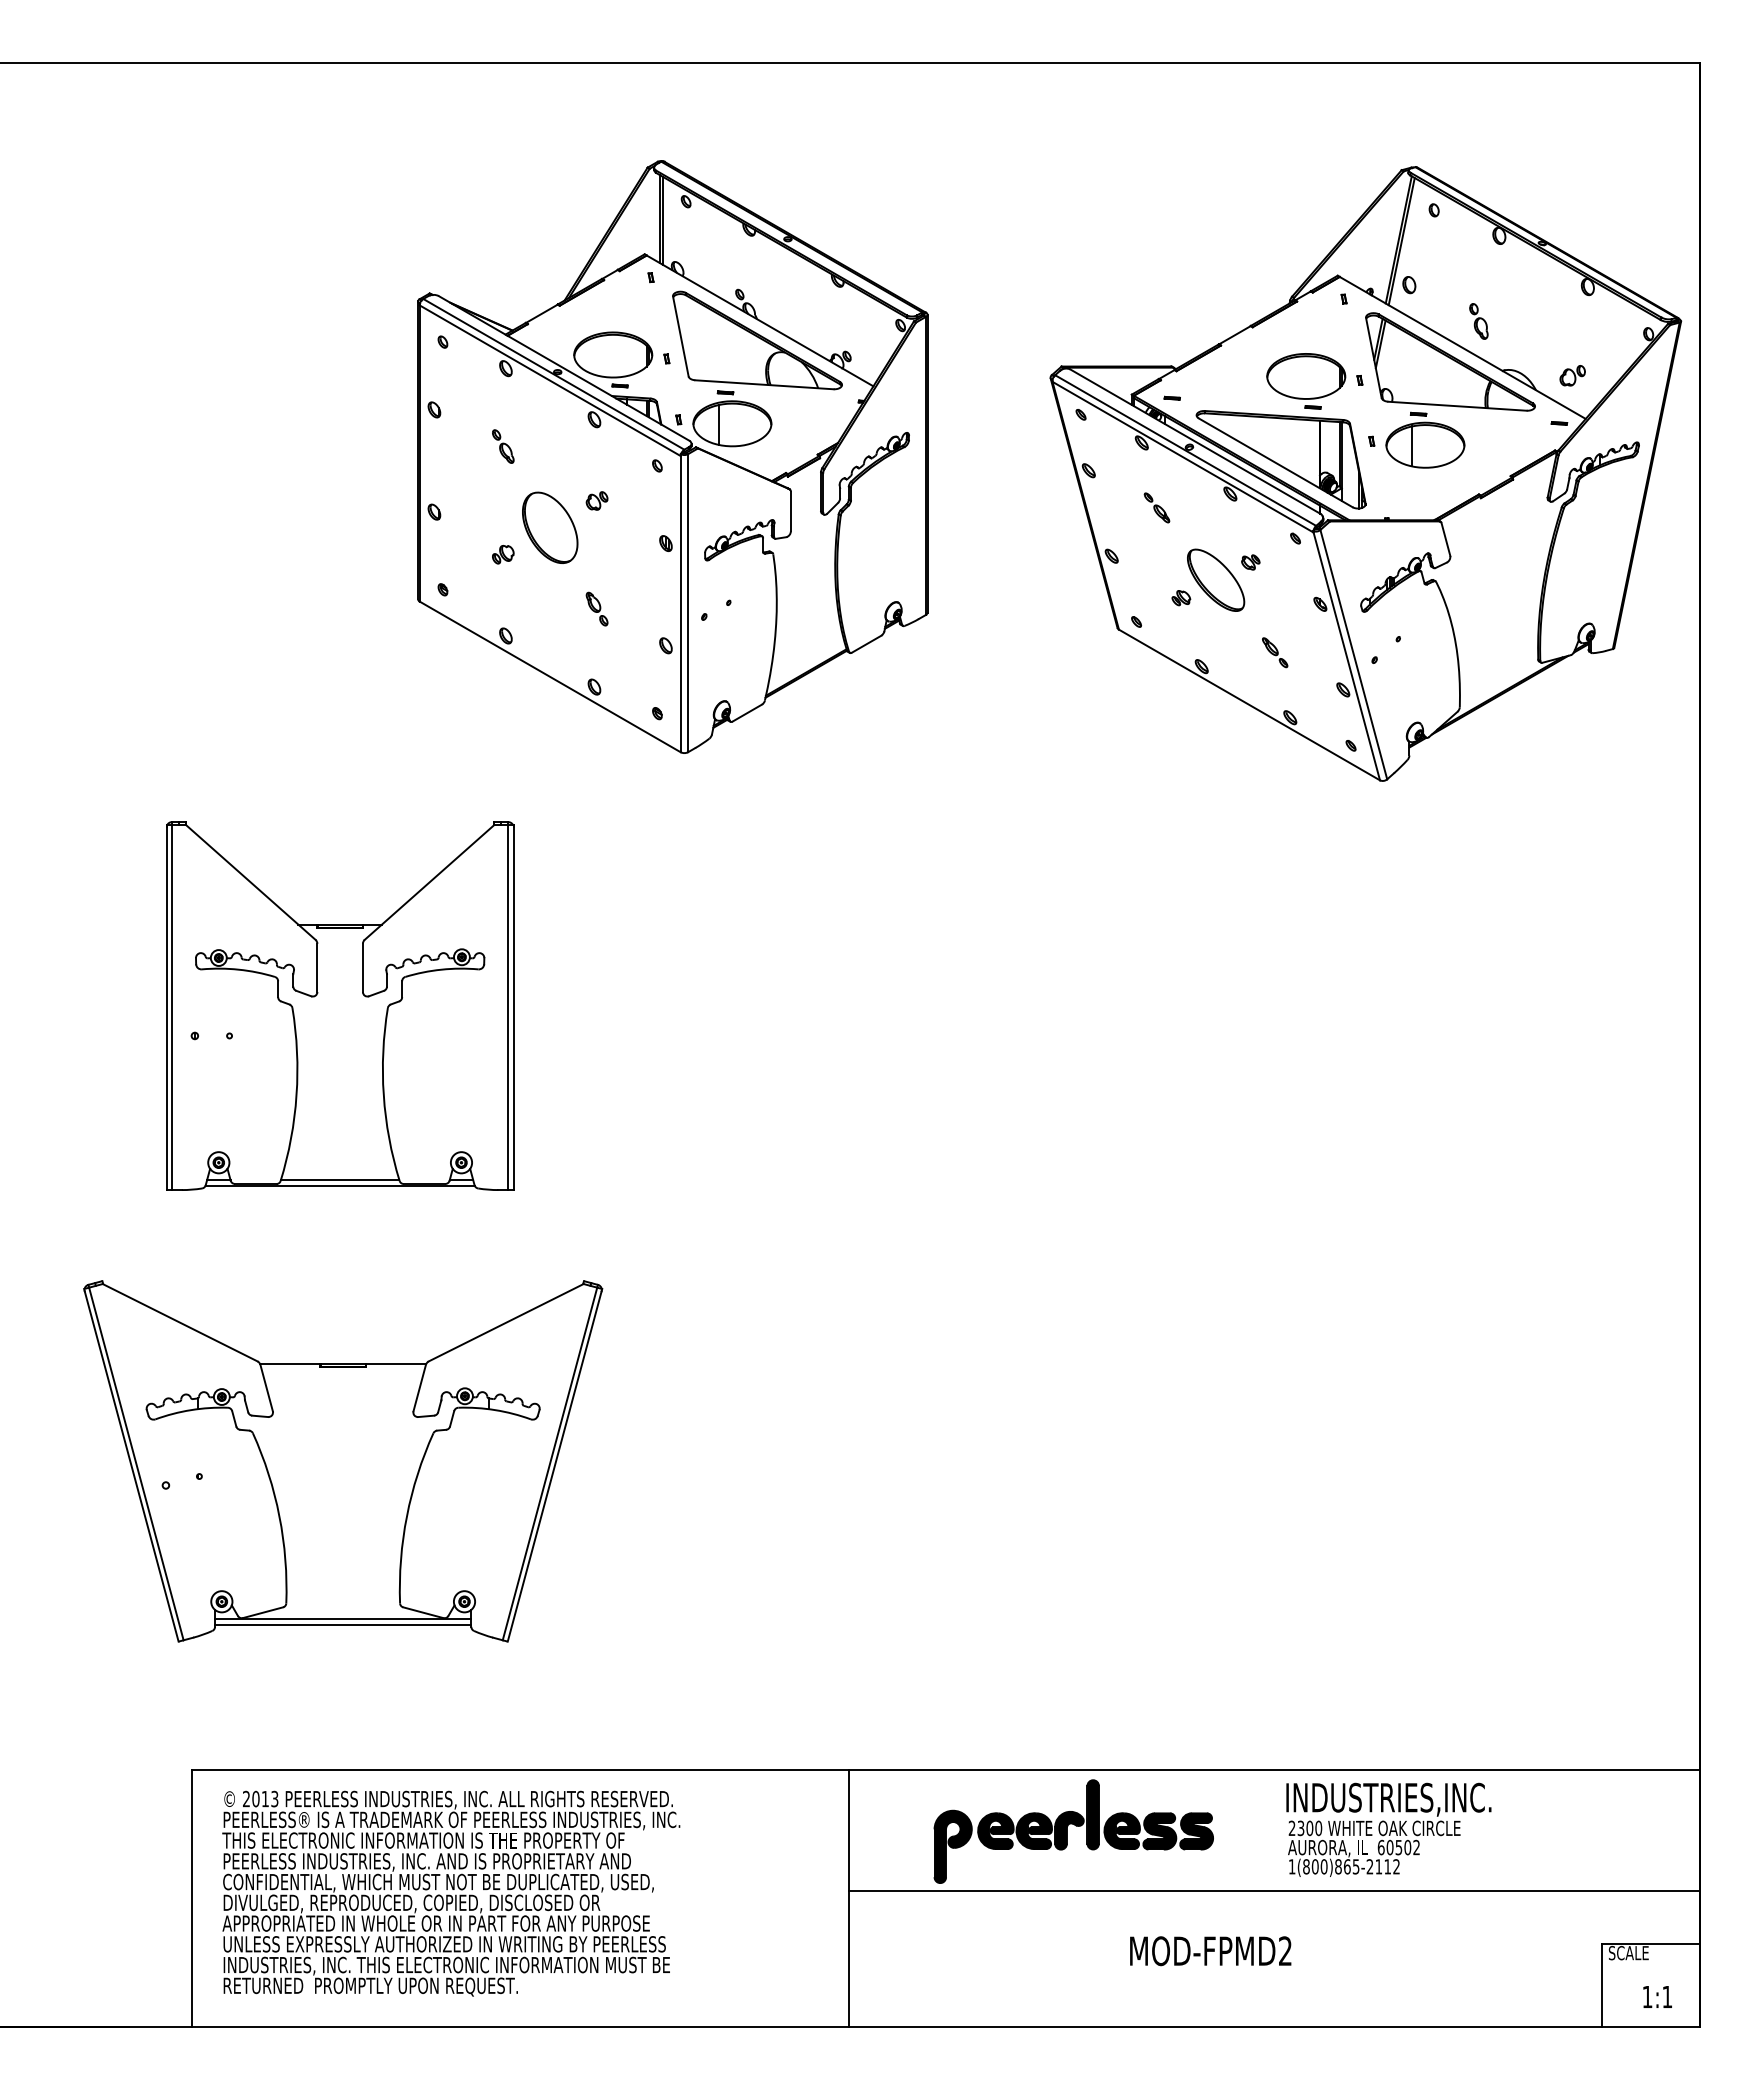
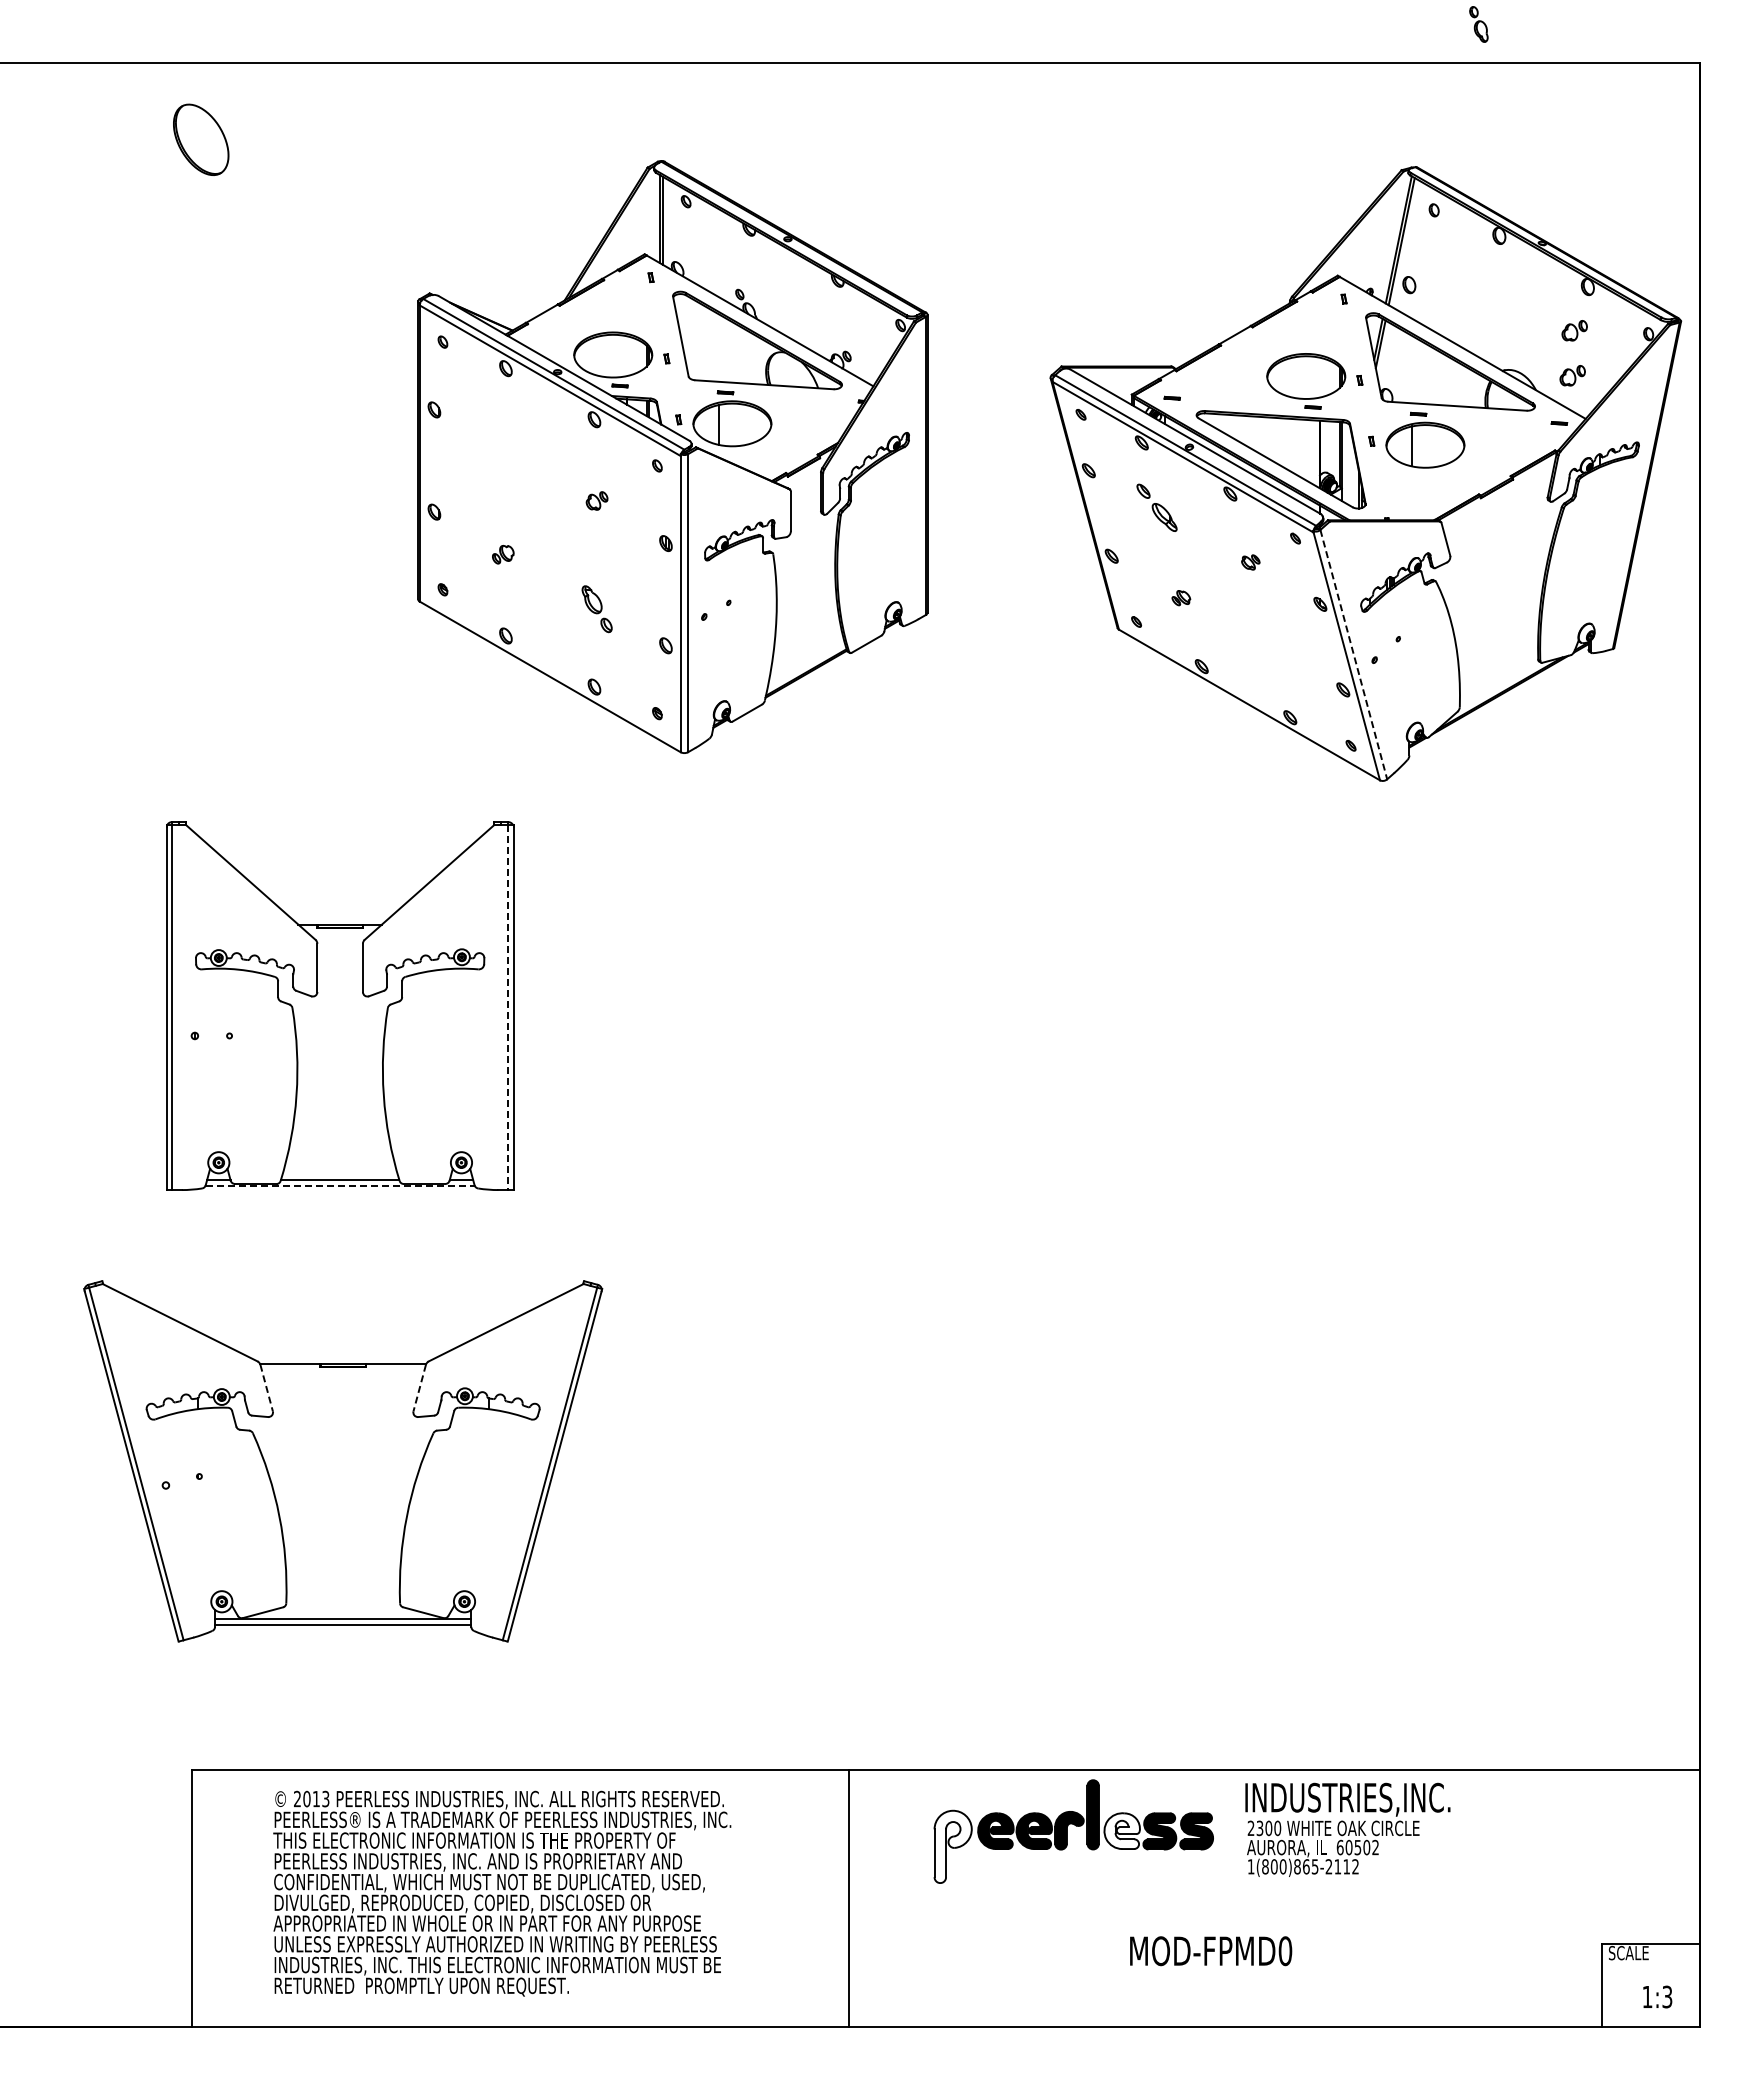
part position: (1478, 321) -> (1478, 24) (1478, 24)
part: none -> present (1574, 330)
part: present -> none (503, 446)
part size: 28x32 px -> 42x49 px (1156, 507)
part position: (550, 527) -> (201, 139) (201, 139)
part: present -> none (1216, 579)
part size: 24x36 px -> 32x49 px (596, 609)
part: present -> none (1275, 652)
line: solid -> dashed (1353, 655)
line: solid -> dashed (508, 1007)
line: solid -> dashed (340, 1185)
line: solid -> dashed (266, 1388)
line: solid -> dashed (419, 1388)
text position: (1388, 1829) -> (1347, 1829) (1347, 1829)
fill: present -> none (1121, 1831)
fill: present -> none (952, 1846)
line: present -> none (1274, 1890)
text position: (451, 1893) -> (502, 1893) (502, 1893)
text: MOD-FPMD2 -> MOD-FPMD0 (1285, 1951)
text: 1:1 -> 1:3 (1667, 1996)
